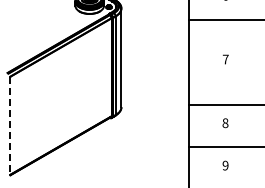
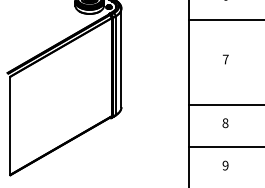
line: dashed -> solid (10, 126)
